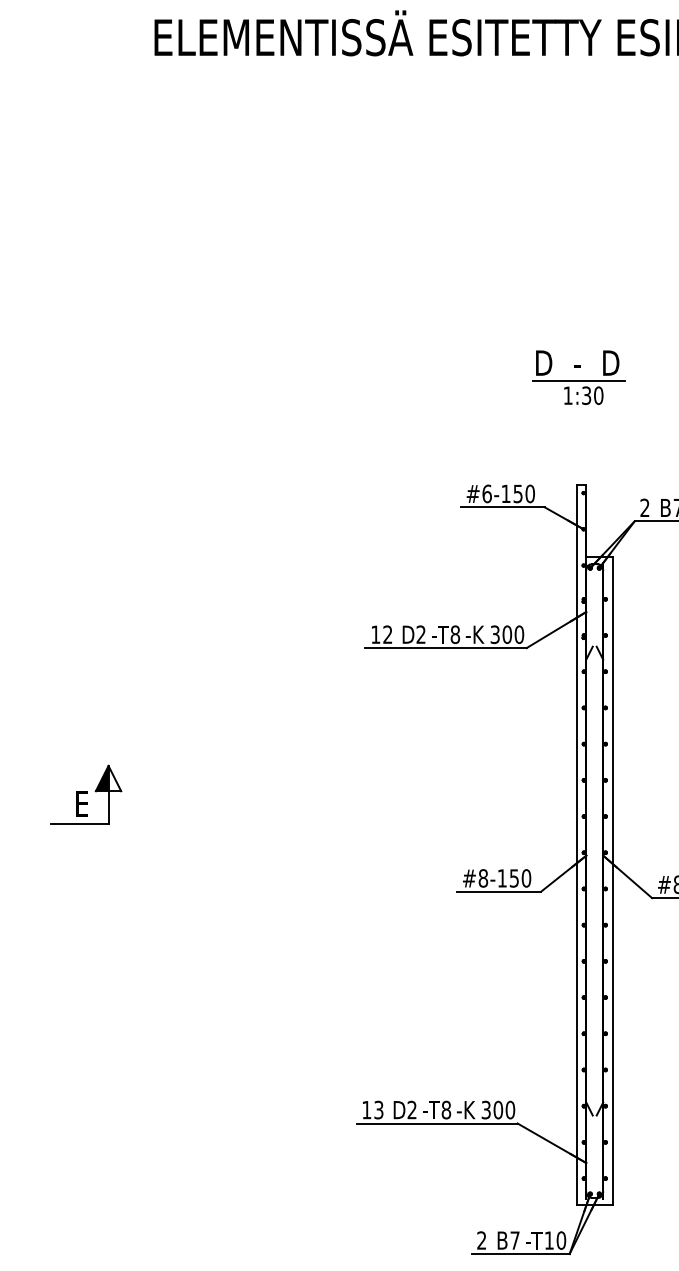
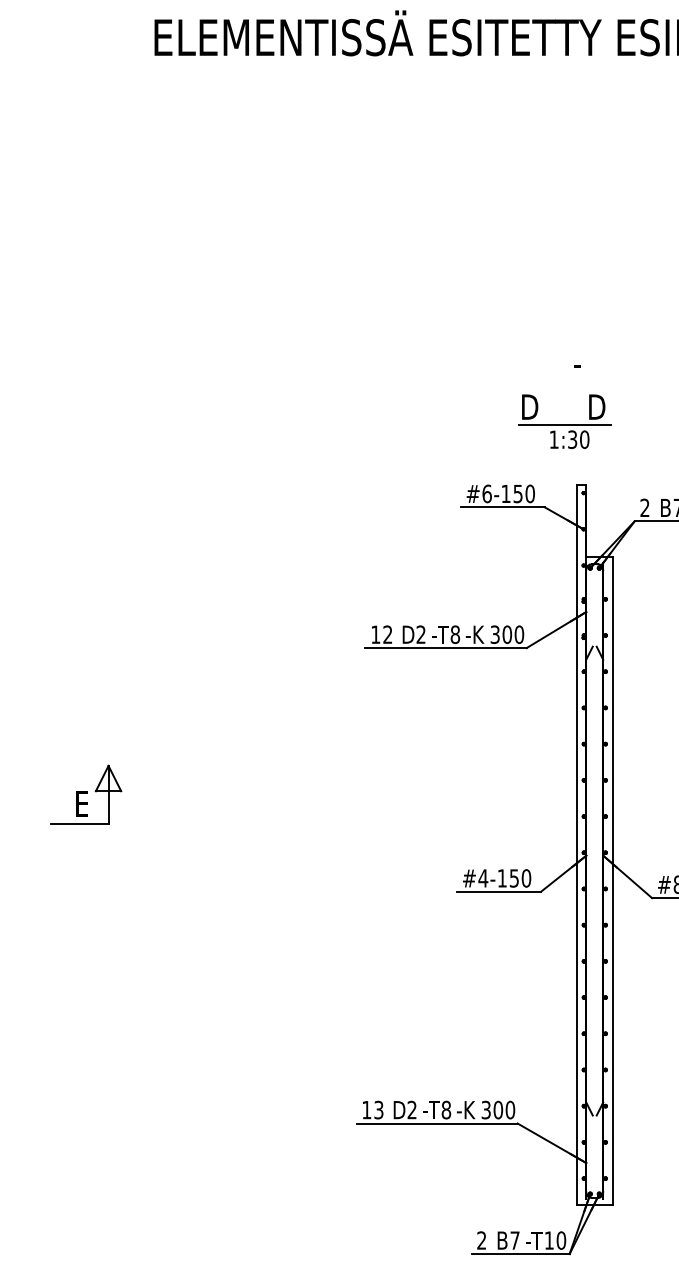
part position: (578, 377) -> (564, 421) (564, 421)
fill: present -> none (101, 778)
text: #8-150 -> #4-150 (483, 878)
